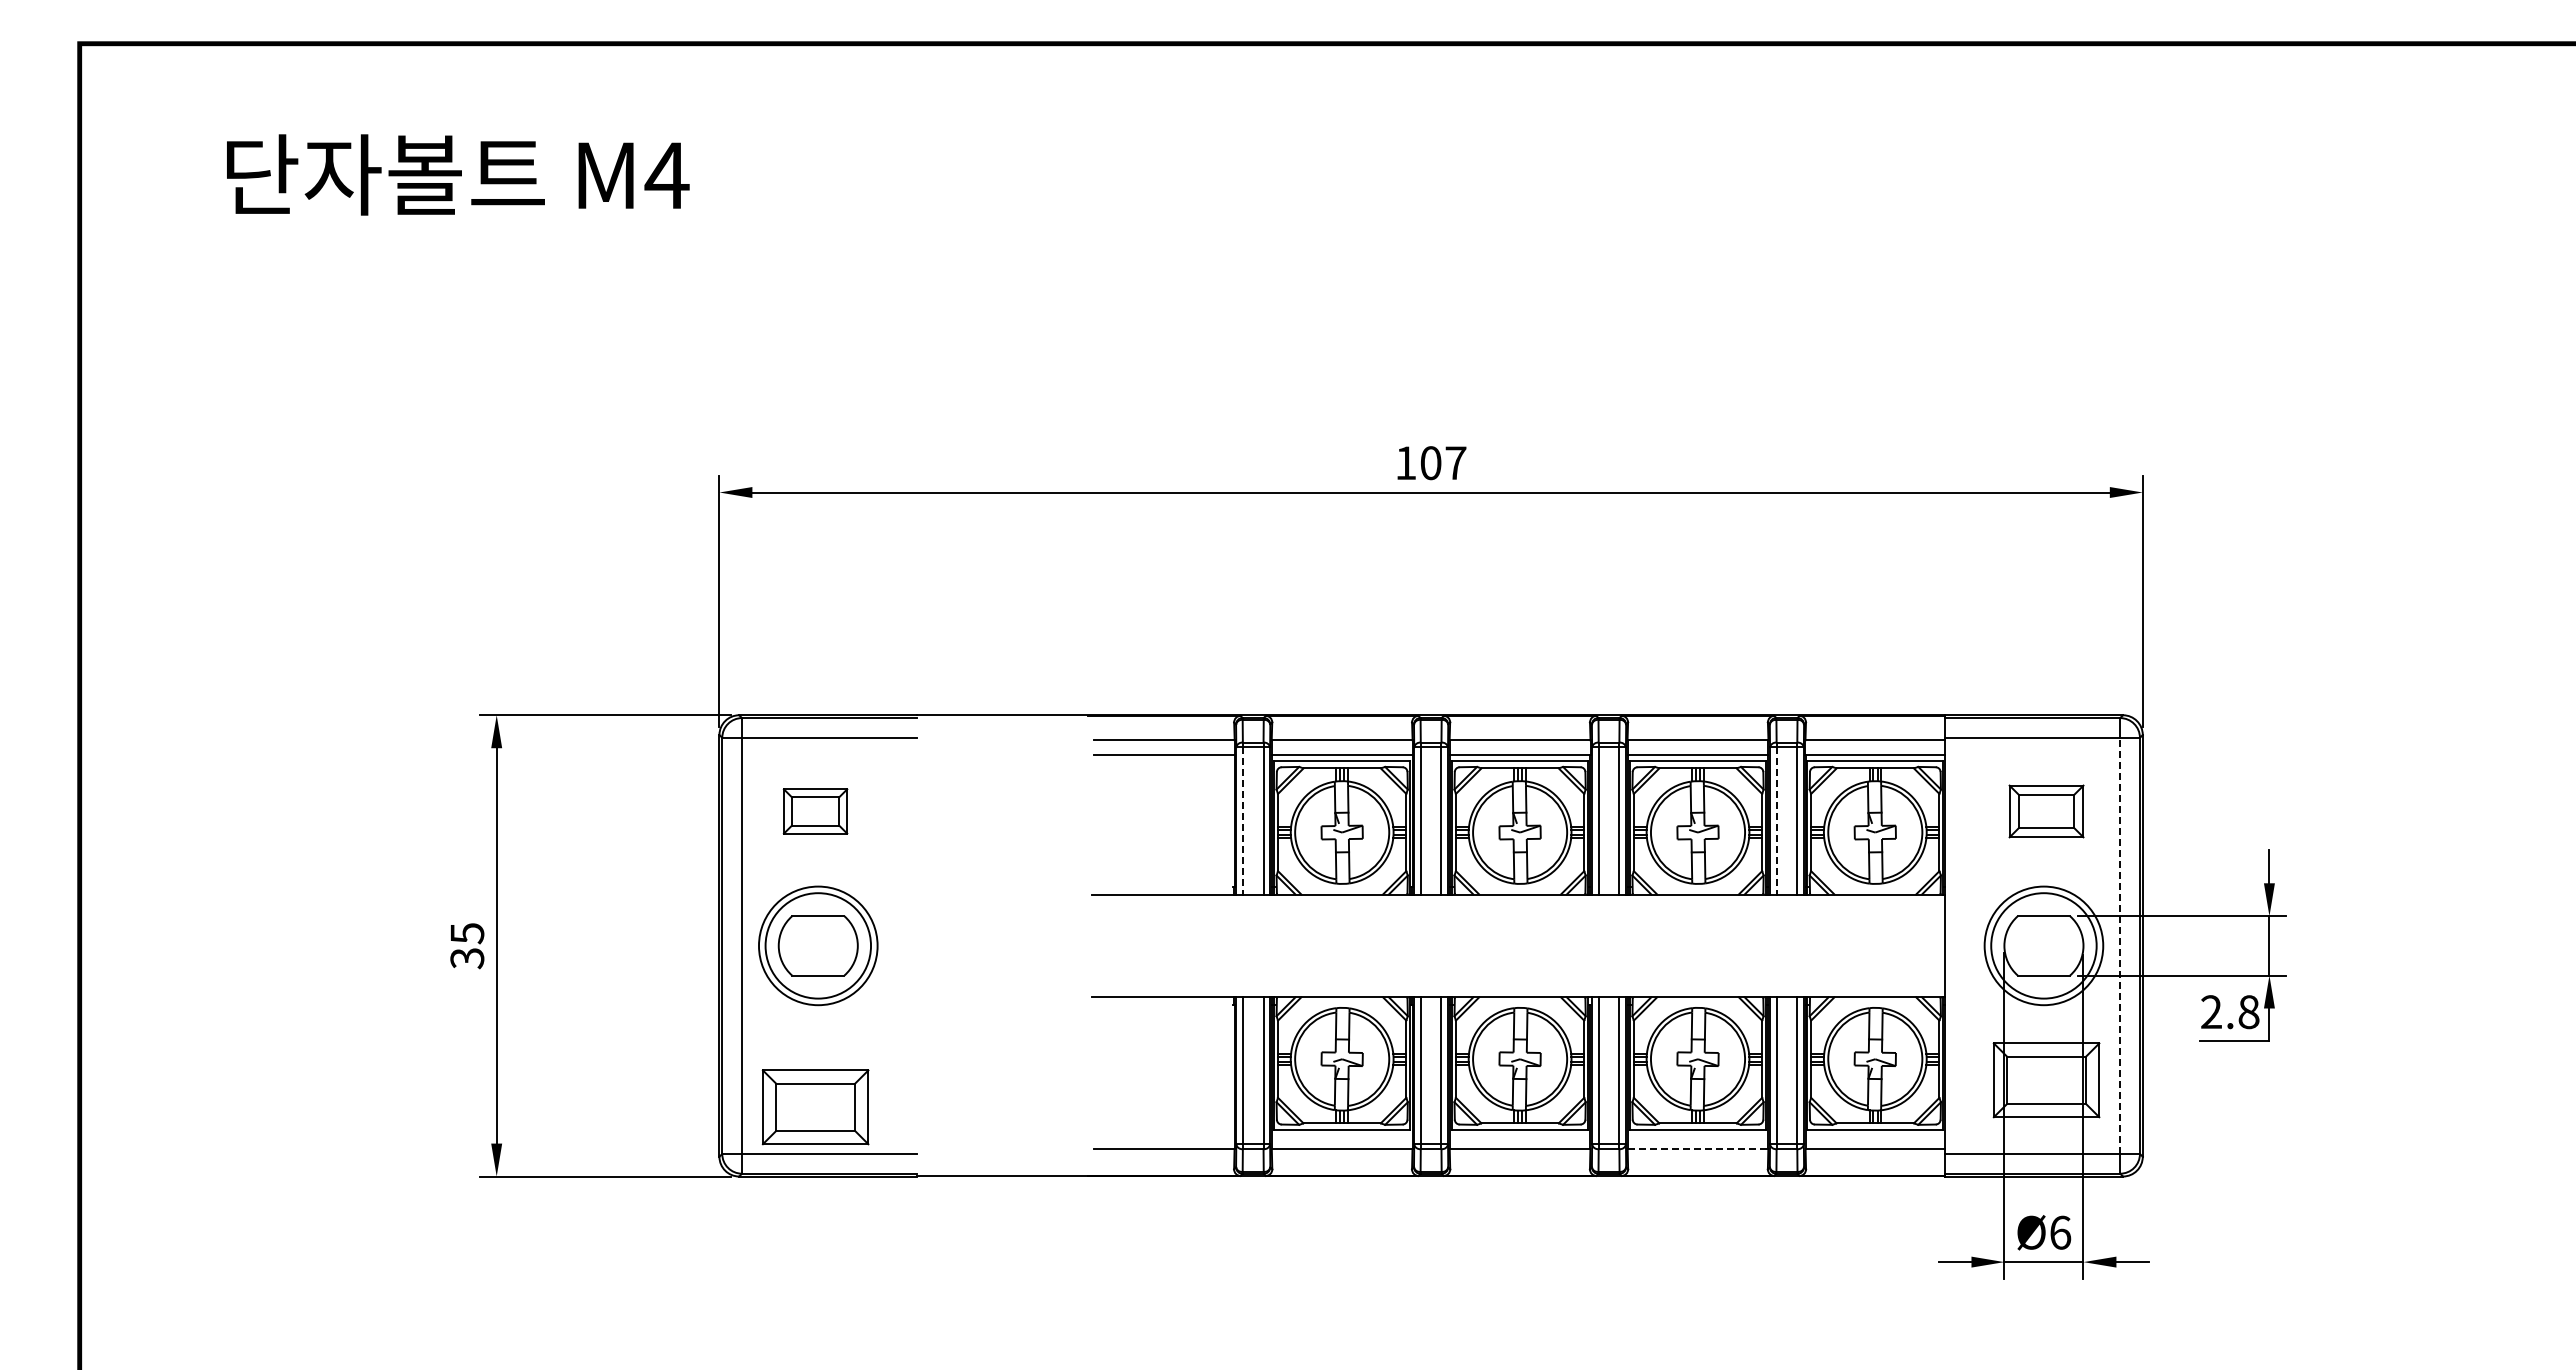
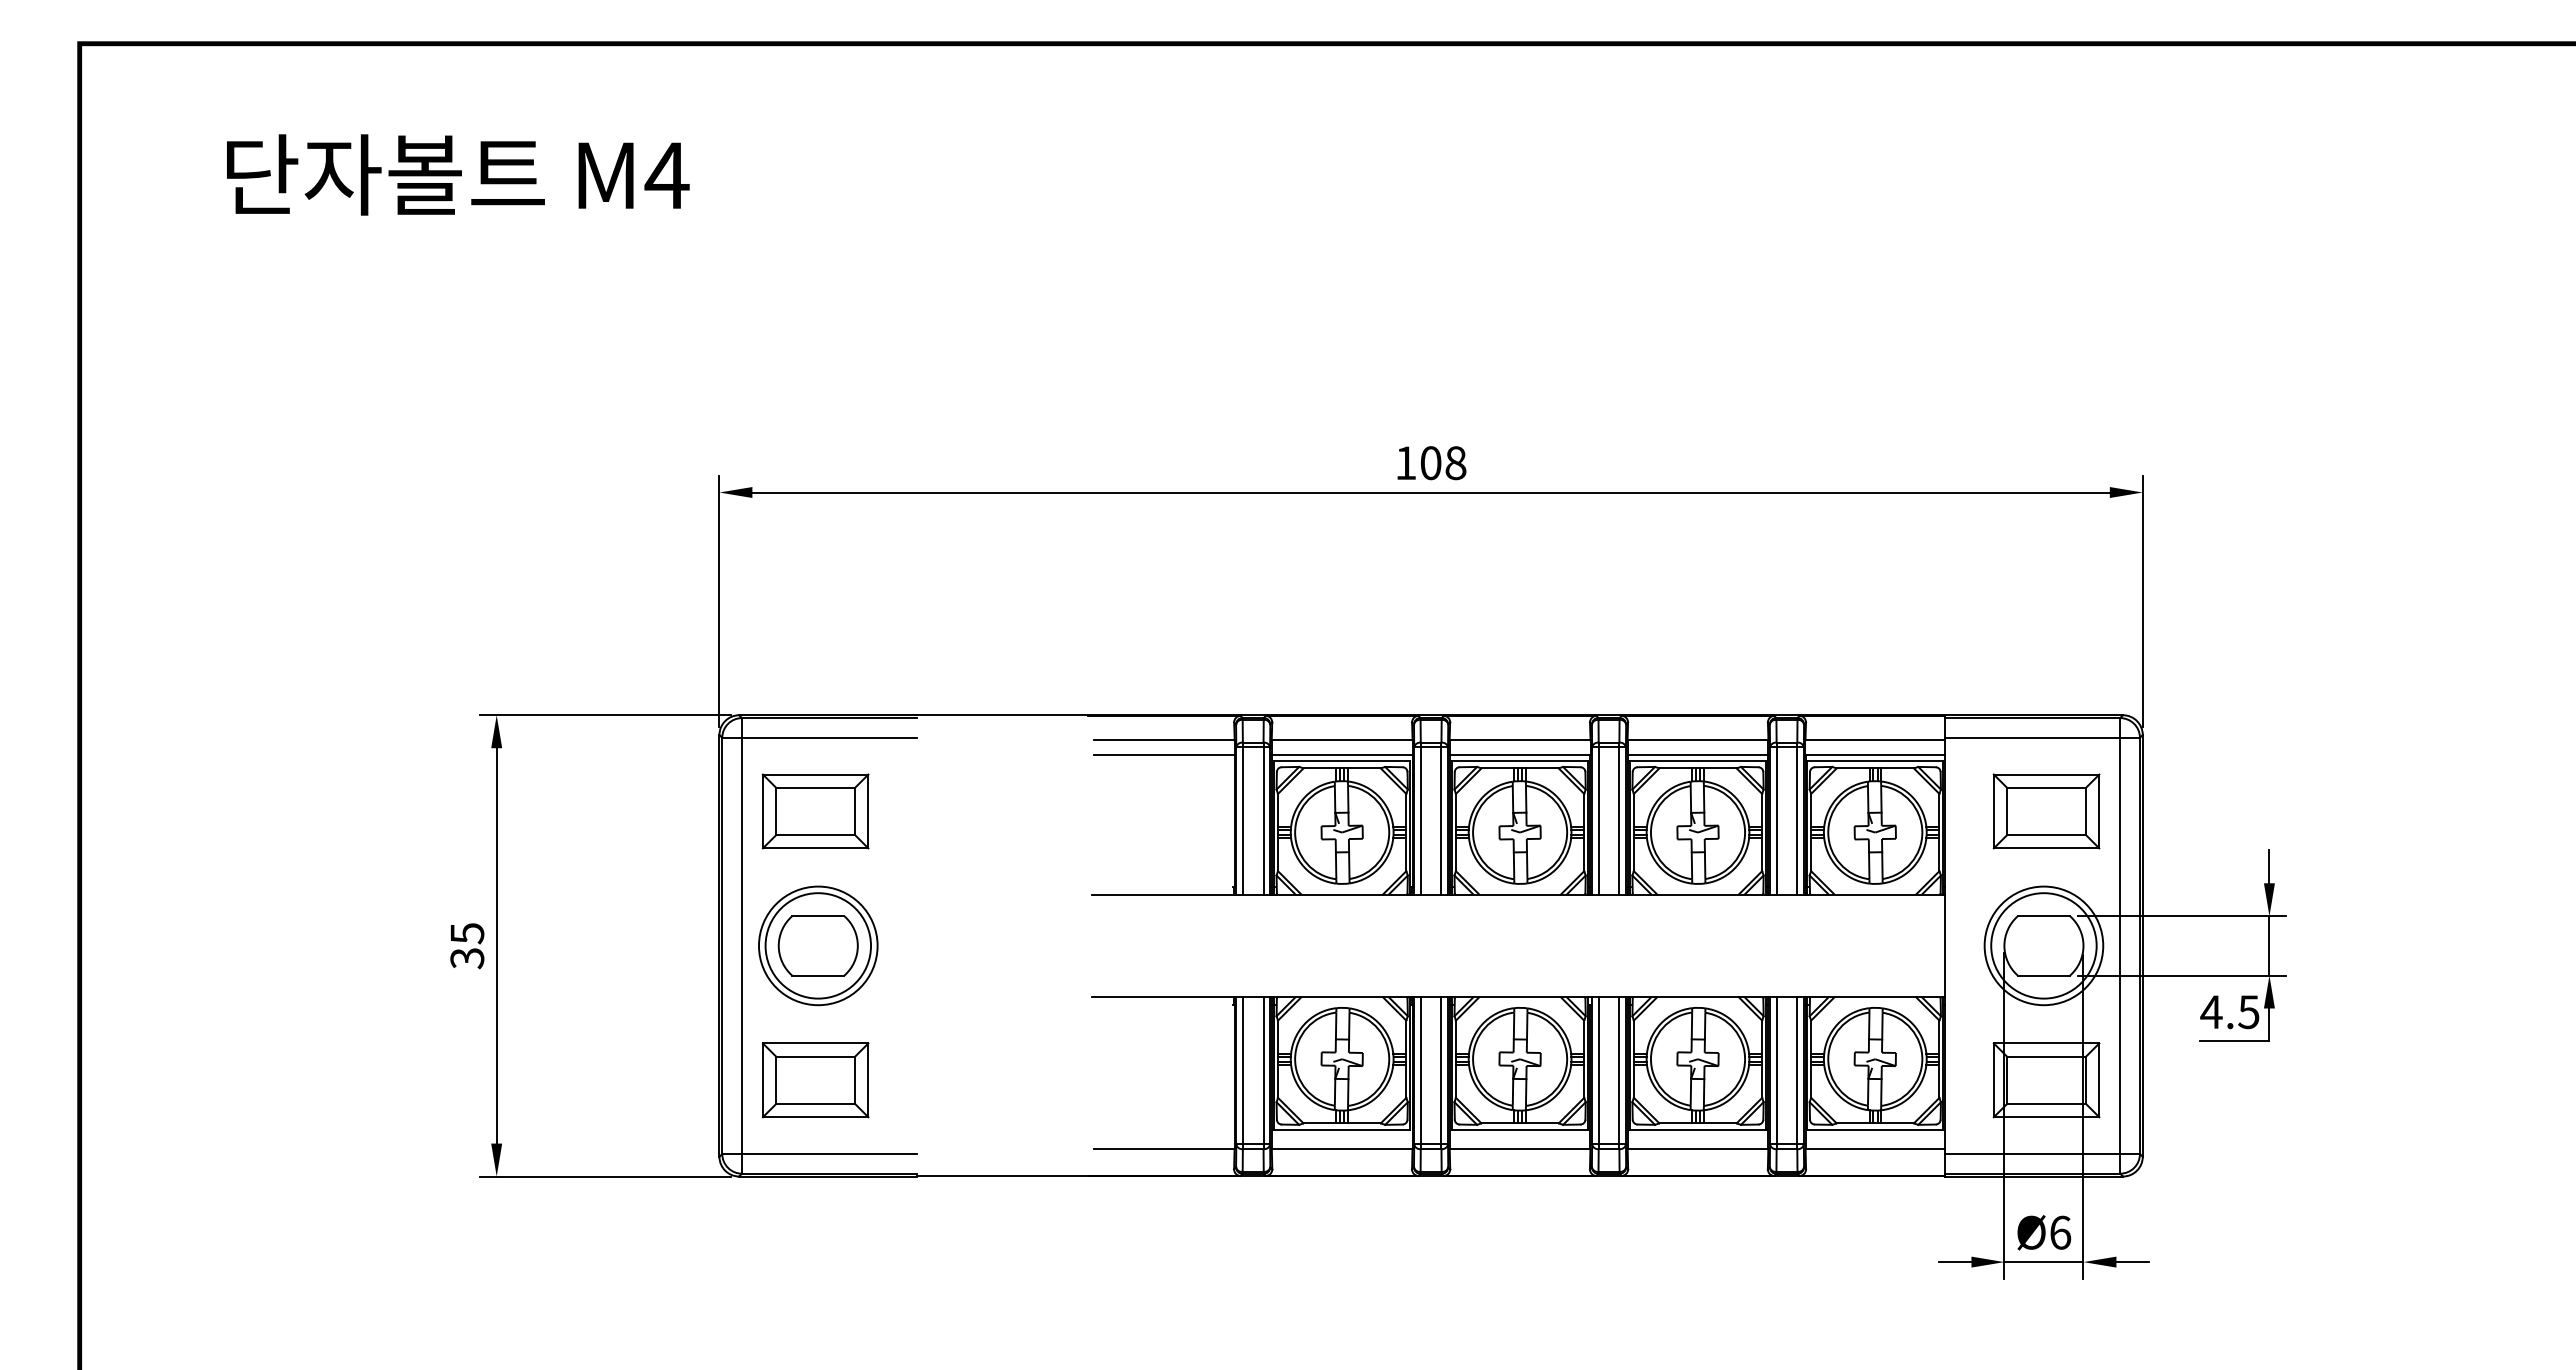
text: 107 -> 108 (1455, 463)
part size: 67x47 px -> 109x77 px (815, 811)
part size: 77x55 px -> 109x77 px (2046, 811)
line: dashed -> solid (1242, 820)
line: dashed -> solid (1776, 820)
line: dashed -> solid (2120, 945)
text: 2.8 -> 4.5 (2229, 1012)
part position: (815, 1107) -> (815, 1080) (815, 1080)
line: dashed -> solid (1698, 1148)
